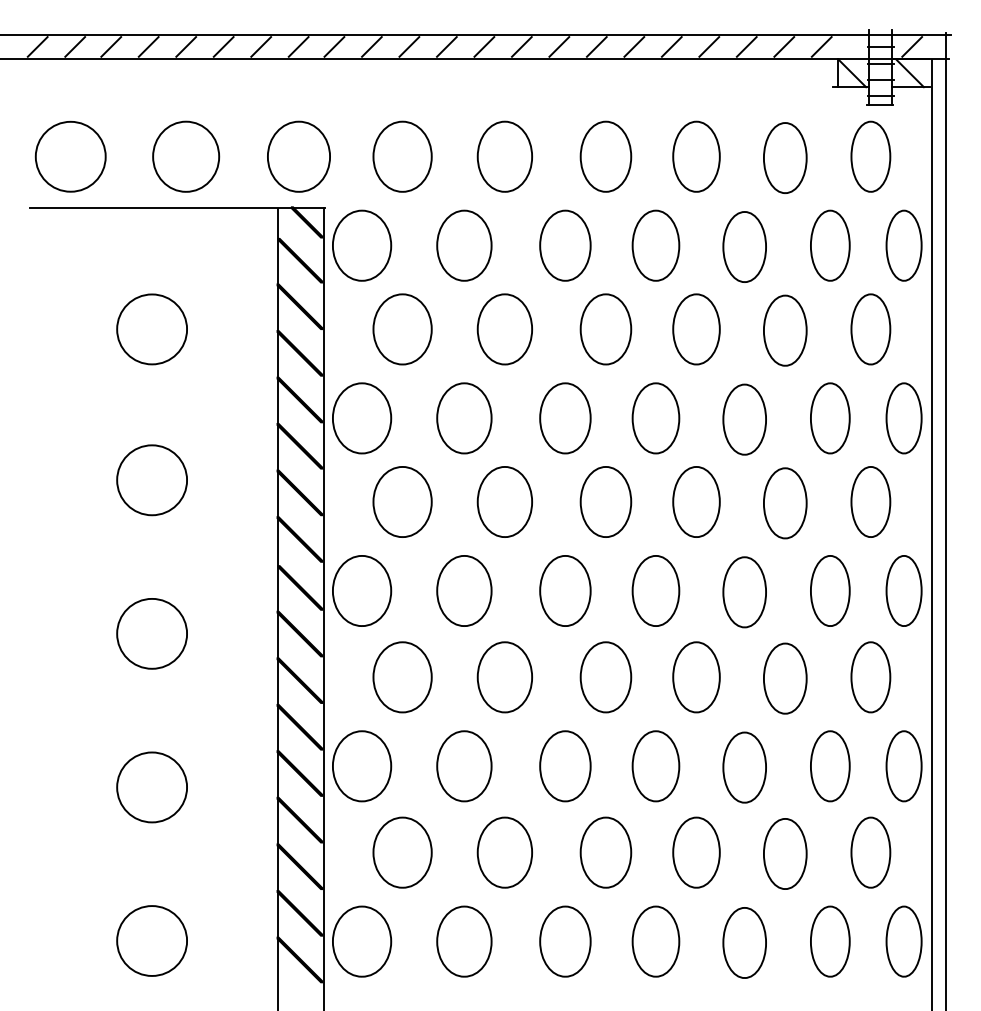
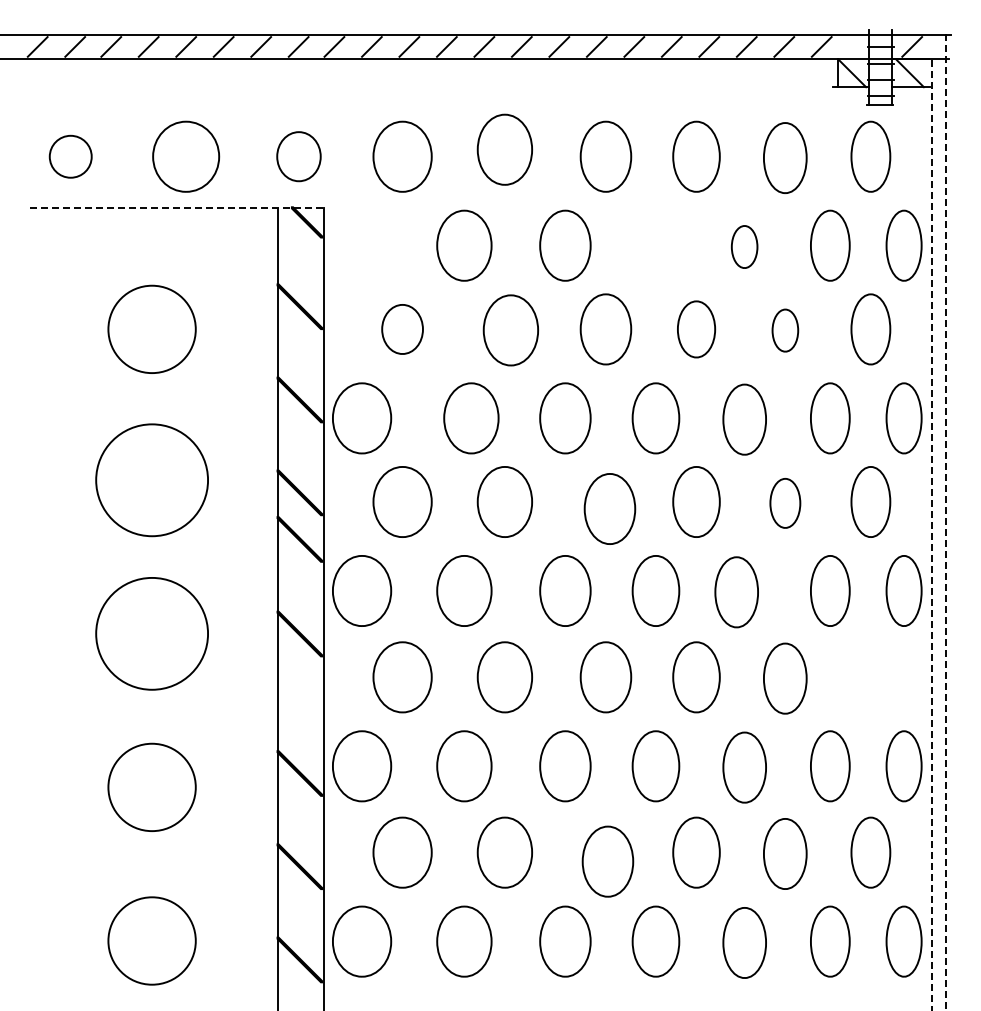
circle diameter: 70 px -> 42 px (70, 156)
part size: 64x73 px -> 46x52 px (298, 156)
part position: (504, 156) -> (504, 149) (504, 149)
line: solid -> dashed (177, 208)
part: present -> none (362, 245)
part: present -> none (655, 245)
part size: 45x72 px -> 29x44 px (744, 246)
fill: present -> none (300, 260)
circle diameter: 70 px -> 87 px (151, 329)
part size: 61x73 px -> 43x51 px (402, 329)
part position: (504, 329) -> (510, 330) (510, 330)
part size: 49x73 px -> 40x59 px (696, 329)
part size: 45x73 px -> 29x45 px (785, 330)
fill: present -> none (299, 353)
part position: (464, 418) -> (471, 418) (471, 418)
fill: present -> none (299, 445)
circle diameter: 70 px -> 112 px (152, 480)
part position: (605, 501) -> (609, 508) (609, 508)
part size: 45x73 px -> 33x51 px (785, 503)
line: solid -> dashed (946, 522)
line: solid -> dashed (932, 535)
fill: present -> none (300, 587)
part position: (744, 592) -> (736, 592) (736, 592)
circle diameter: 70 px -> 112 px (152, 633)
part: present -> none (870, 677)
fill: present -> none (299, 680)
fill: present -> none (299, 726)
circle diameter: 70 px -> 87 px (151, 787)
fill: present -> none (299, 819)
part position: (605, 852) -> (607, 861) (607, 861)
fill: present -> none (299, 913)
circle diameter: 70 px -> 87 px (151, 940)
